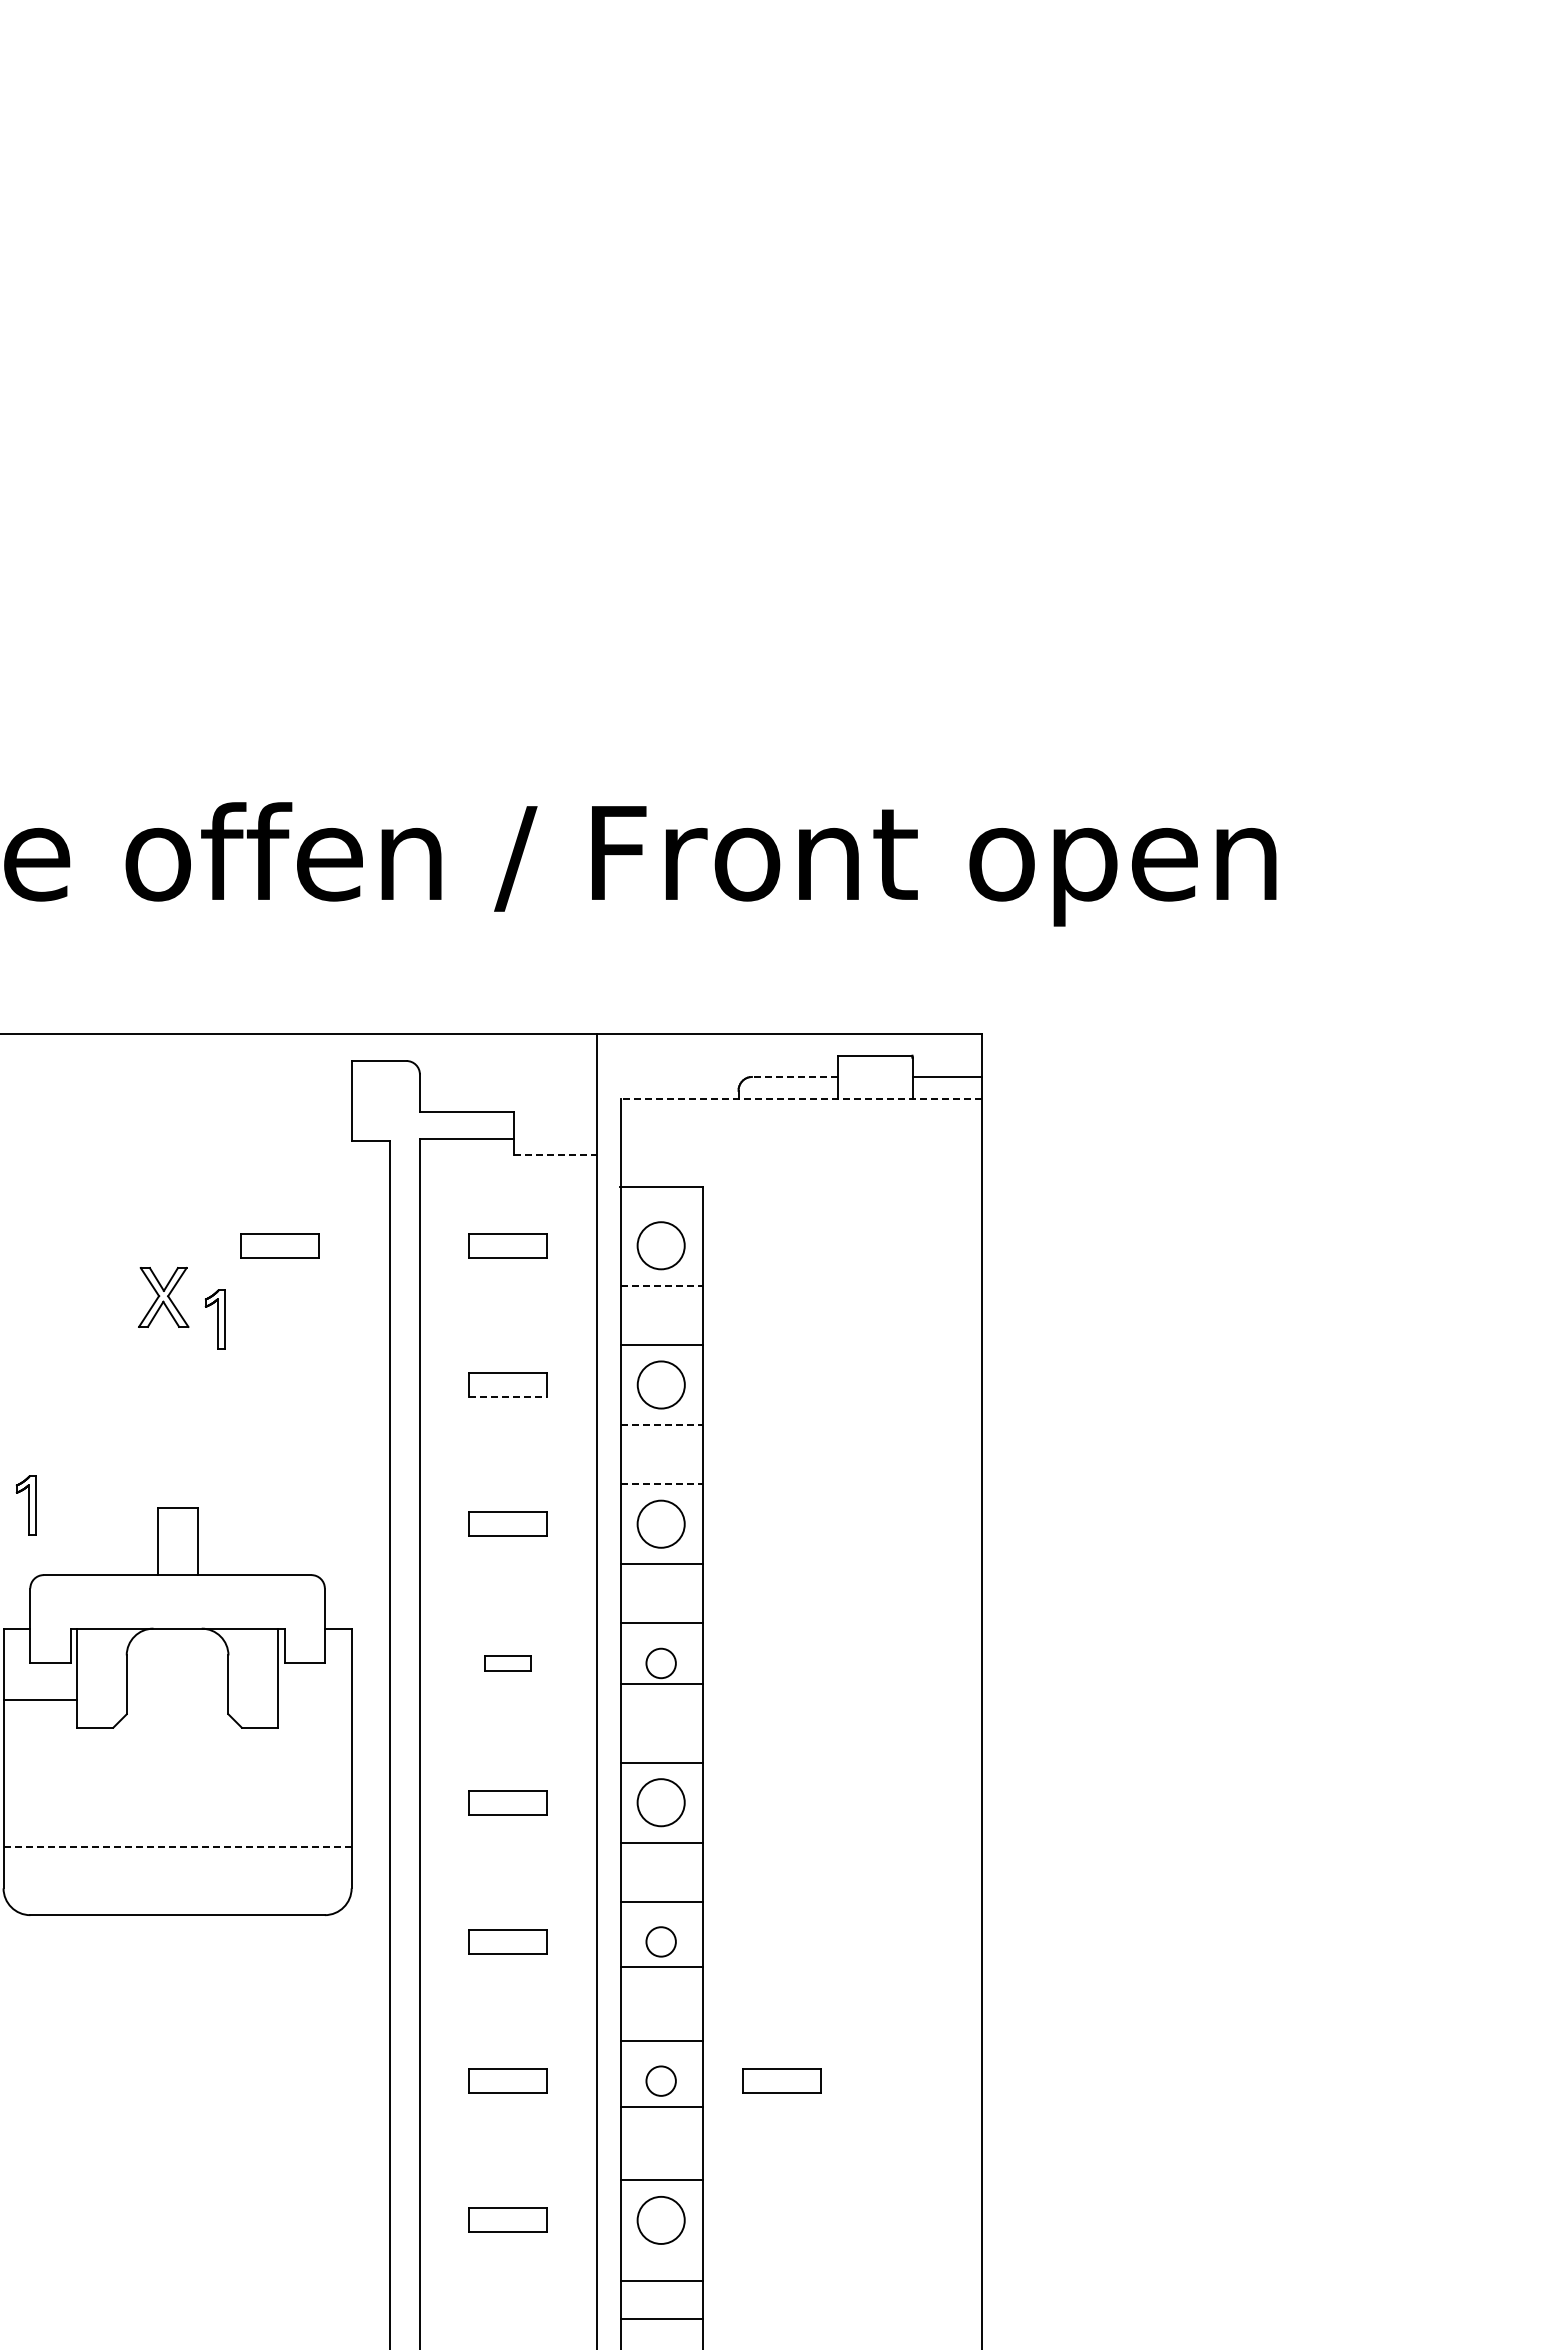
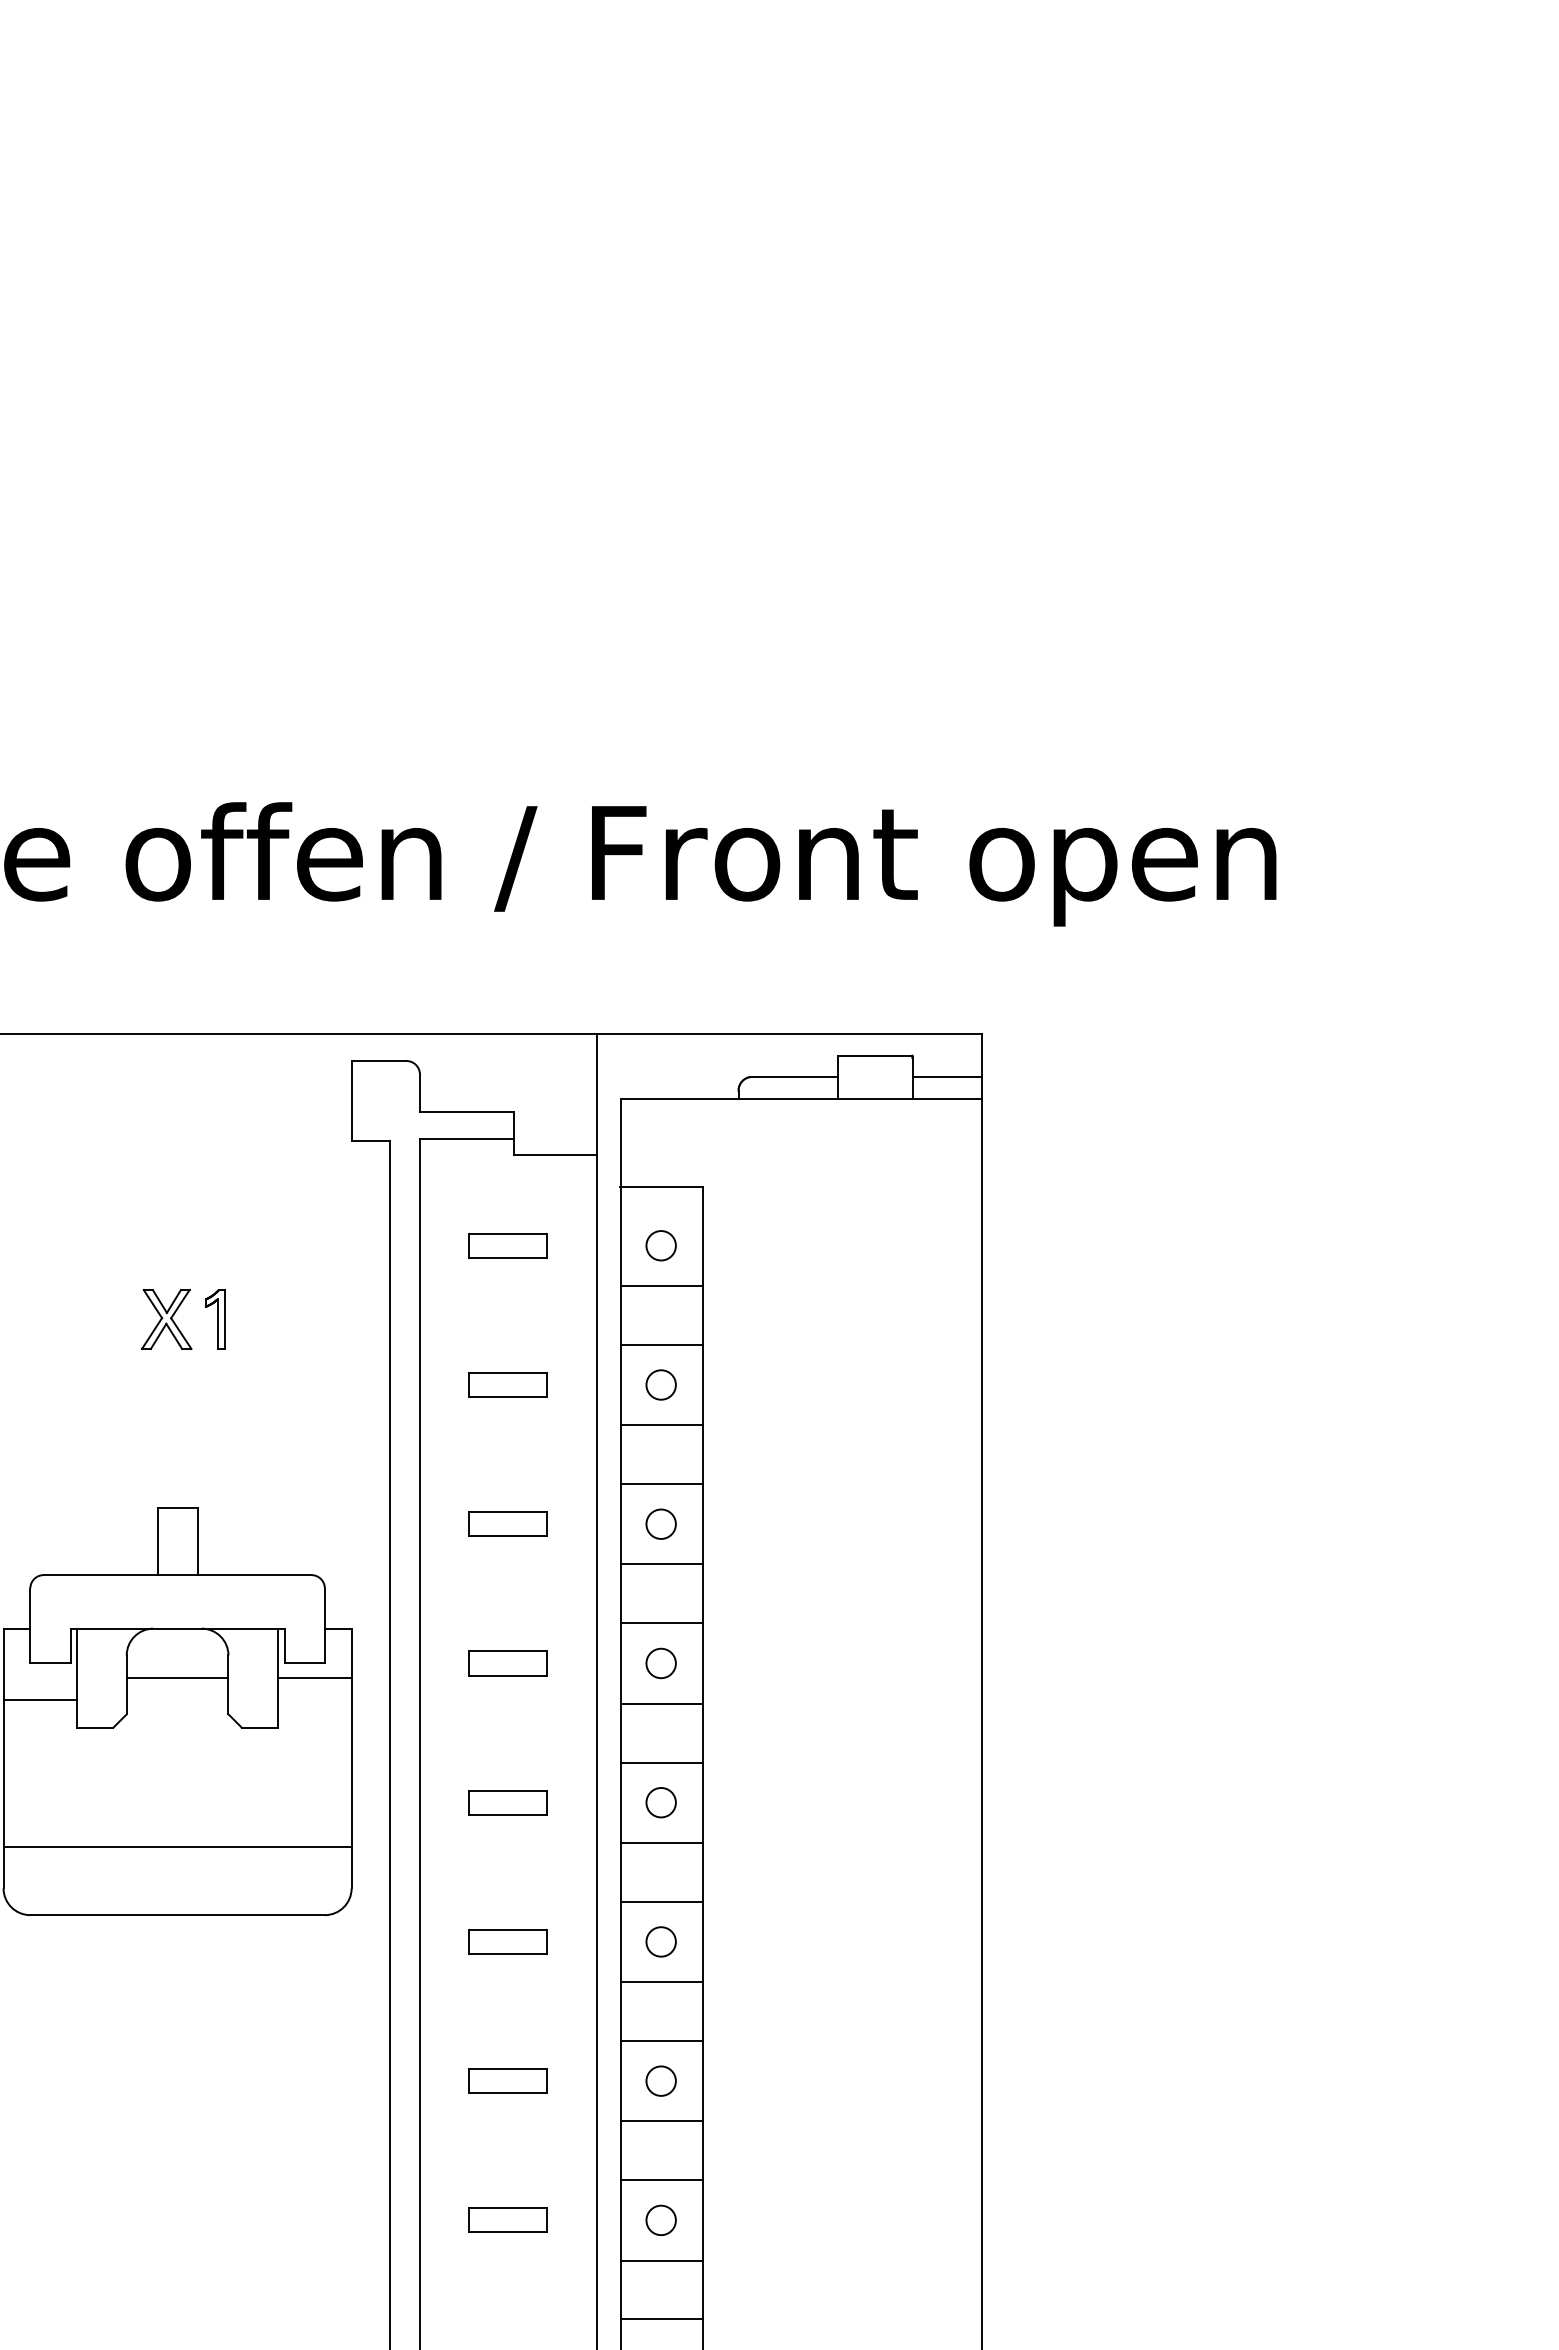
line: dashed -> solid (794, 1076)
line: dashed -> solid (801, 1098)
line: dashed -> solid (555, 1154)
part: present -> none (279, 1245)
circle diameter: 47 px -> 29 px (660, 1245)
line: dashed -> solid (661, 1285)
part position: (163, 1297) -> (166, 1319) (166, 1319)
circle size: 50x50 px -> 32x32 px (660, 1384)
line: dashed -> solid (508, 1397)
line: dashed -> solid (661, 1425)
line: dashed -> solid (661, 1484)
part: present -> none (25, 1505)
circle diameter: 47 px -> 29 px (660, 1523)
part size: 48x17 px -> 80x27 px (507, 1663)
line: none -> present (177, 1678)
line: none -> present (314, 1678)
line position: (661, 1683) -> (661, 1703) (661, 1703)
circle diameter: 47 px -> 29 px (660, 1802)
line: dashed -> solid (178, 1846)
line position: (661, 1967) -> (661, 1982) (661, 1982)
part: present -> none (781, 2080)
line position: (661, 2107) -> (661, 2121) (661, 2121)
circle diameter: 47 px -> 29 px (660, 2220)
line position: (661, 2280) -> (661, 2260) (661, 2260)
